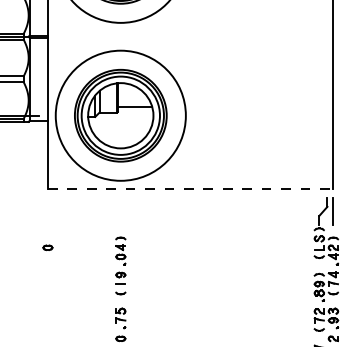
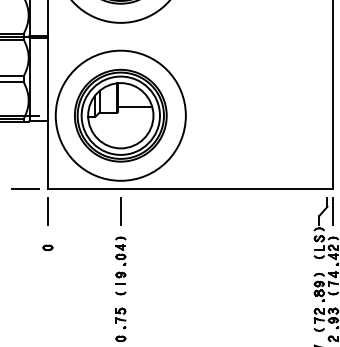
line: none -> present (24, 188)
line: dashed -> solid (190, 188)
line: none -> present (47, 211)
line: none -> present (120, 211)
